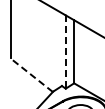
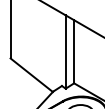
line: dashed -> solid (65, 52)
line: dashed -> solid (31, 75)
